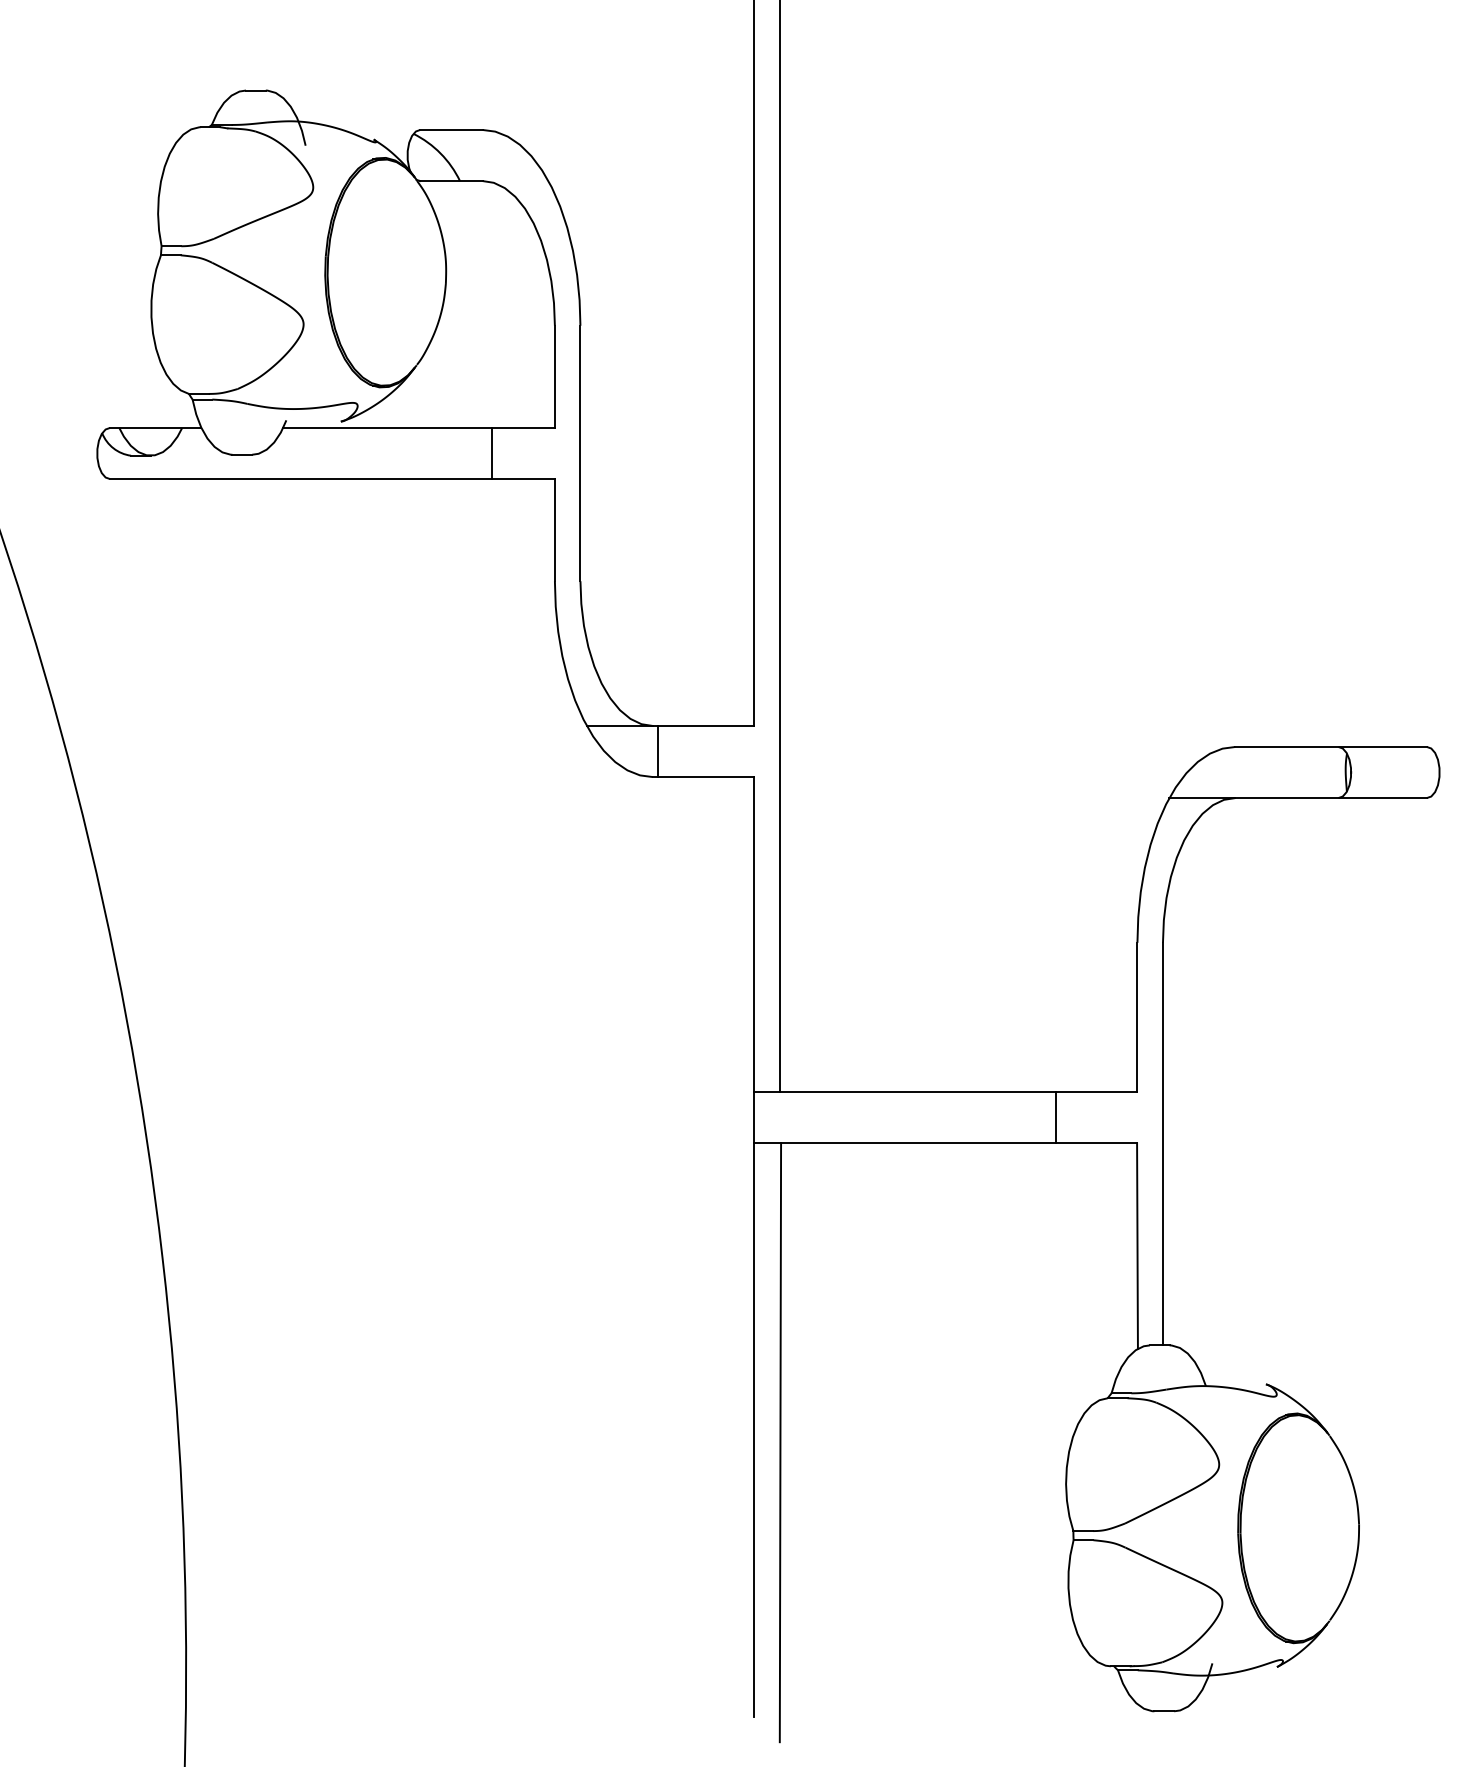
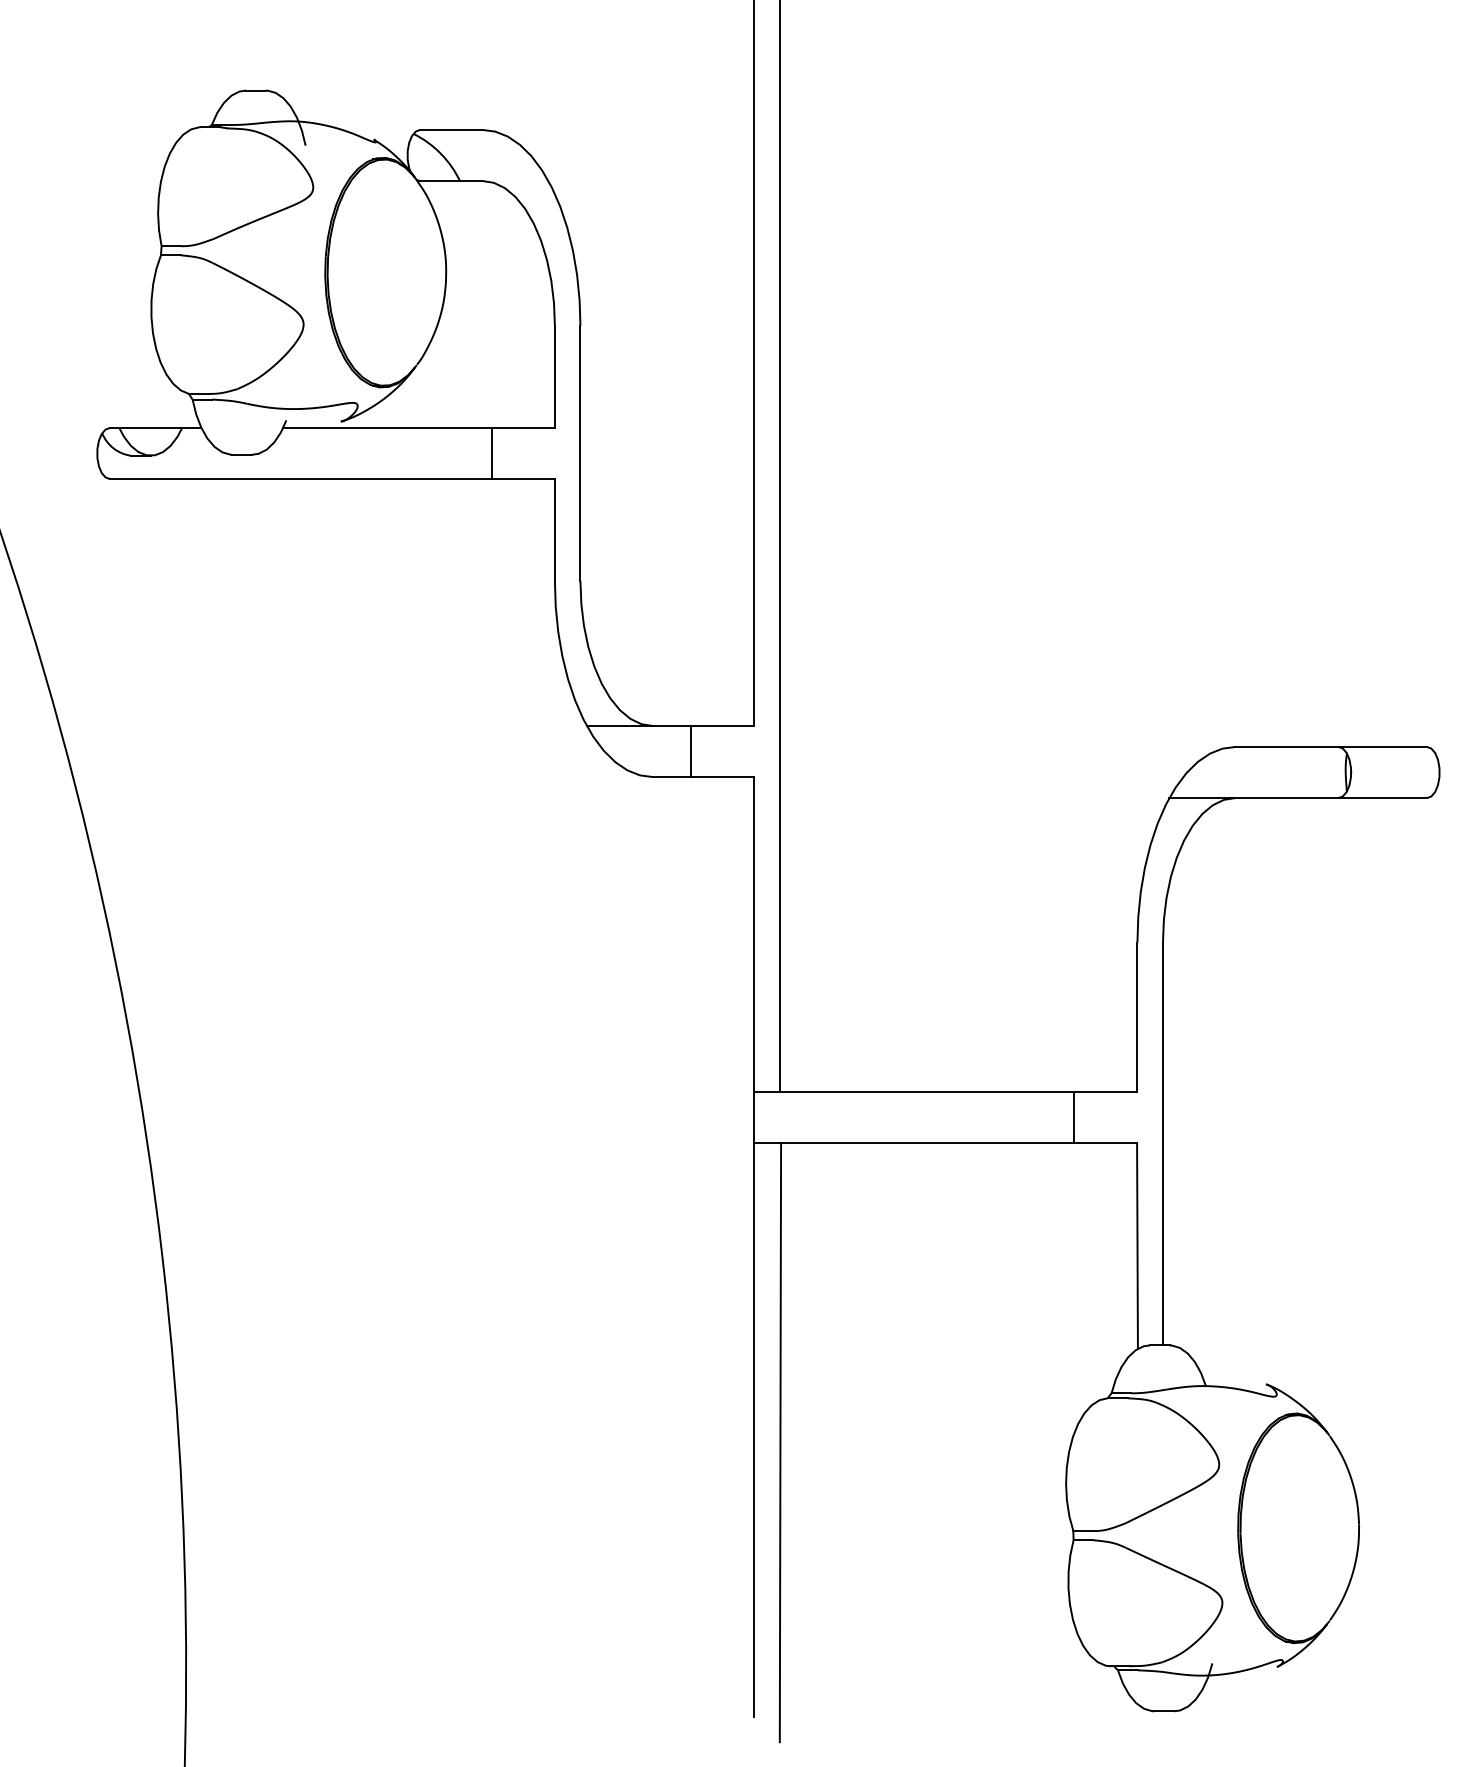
line position: (658, 751) -> (691, 751) (691, 751)
line position: (1056, 1117) -> (1074, 1117) (1074, 1117)
